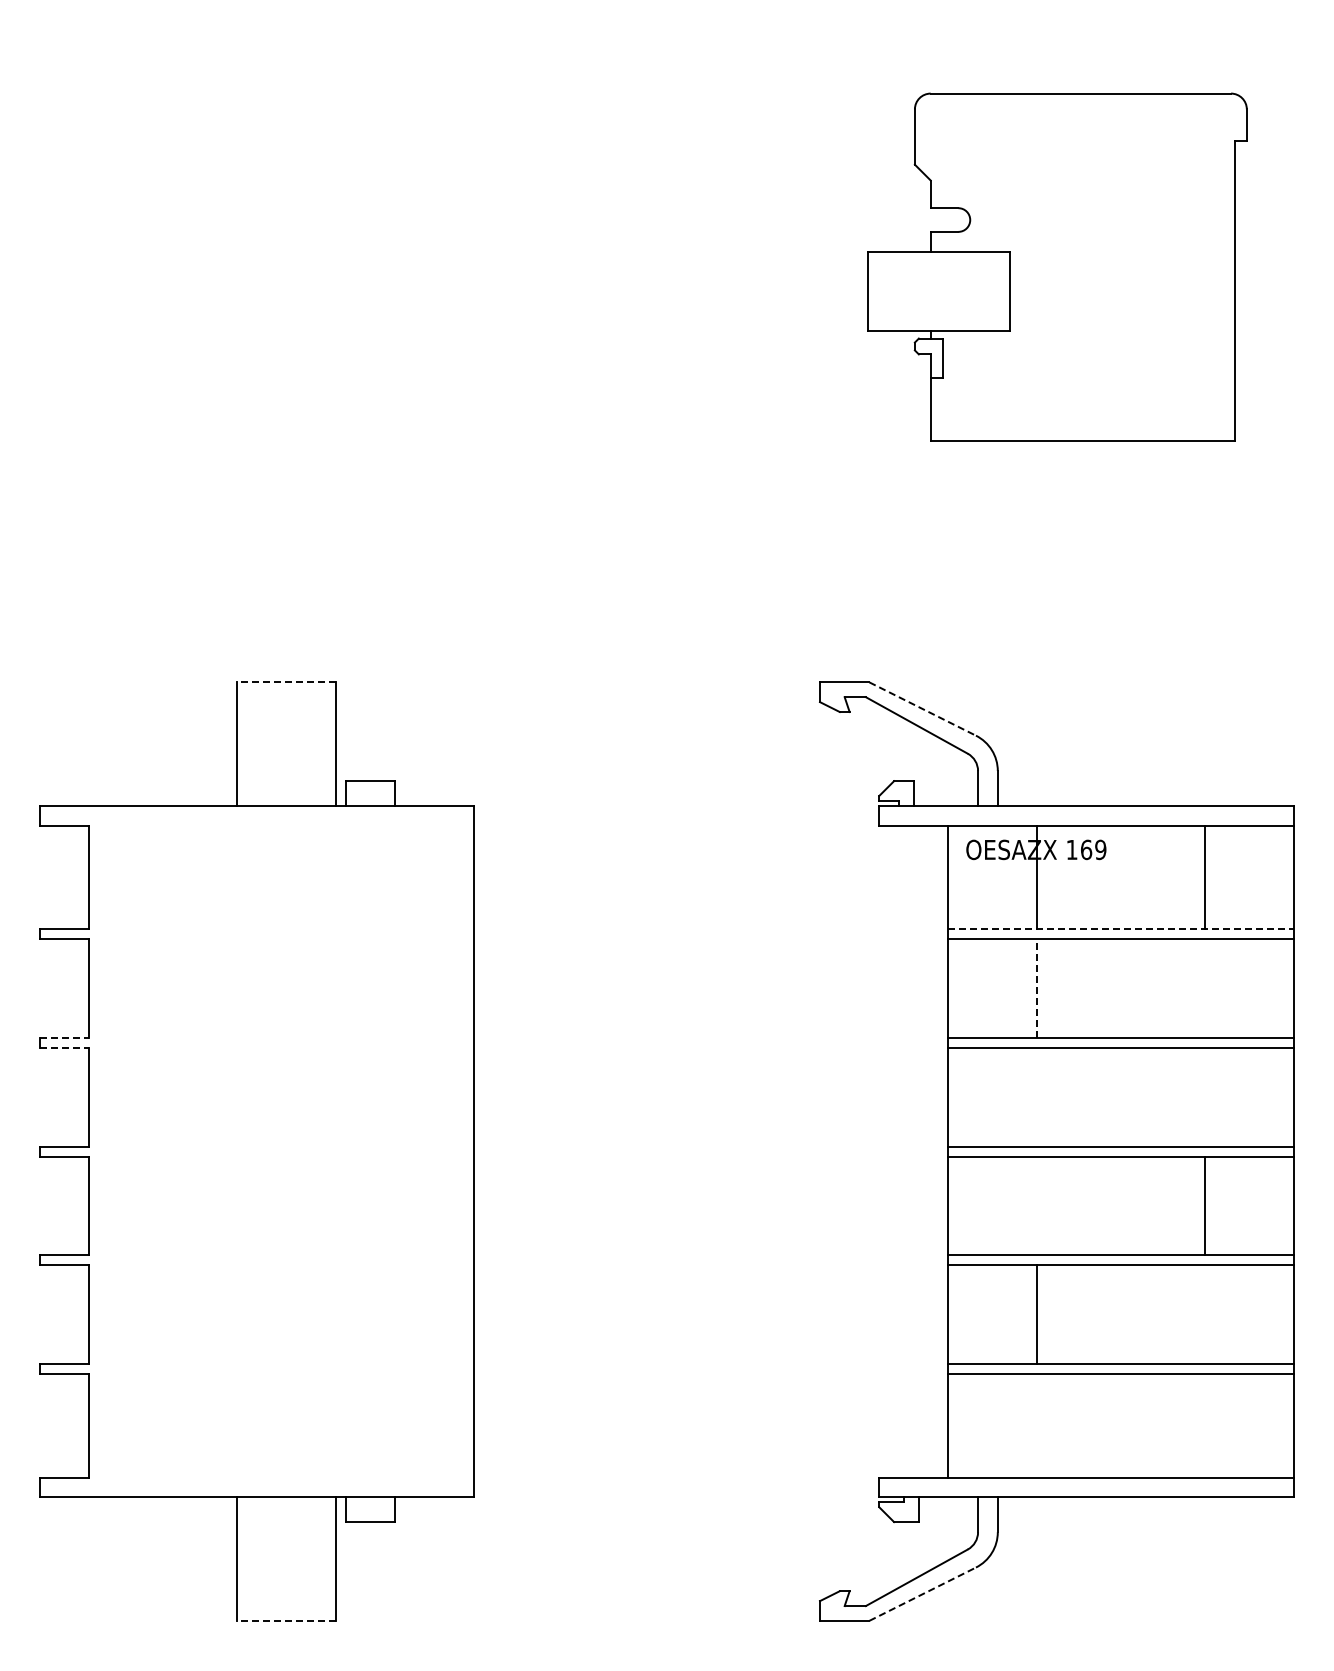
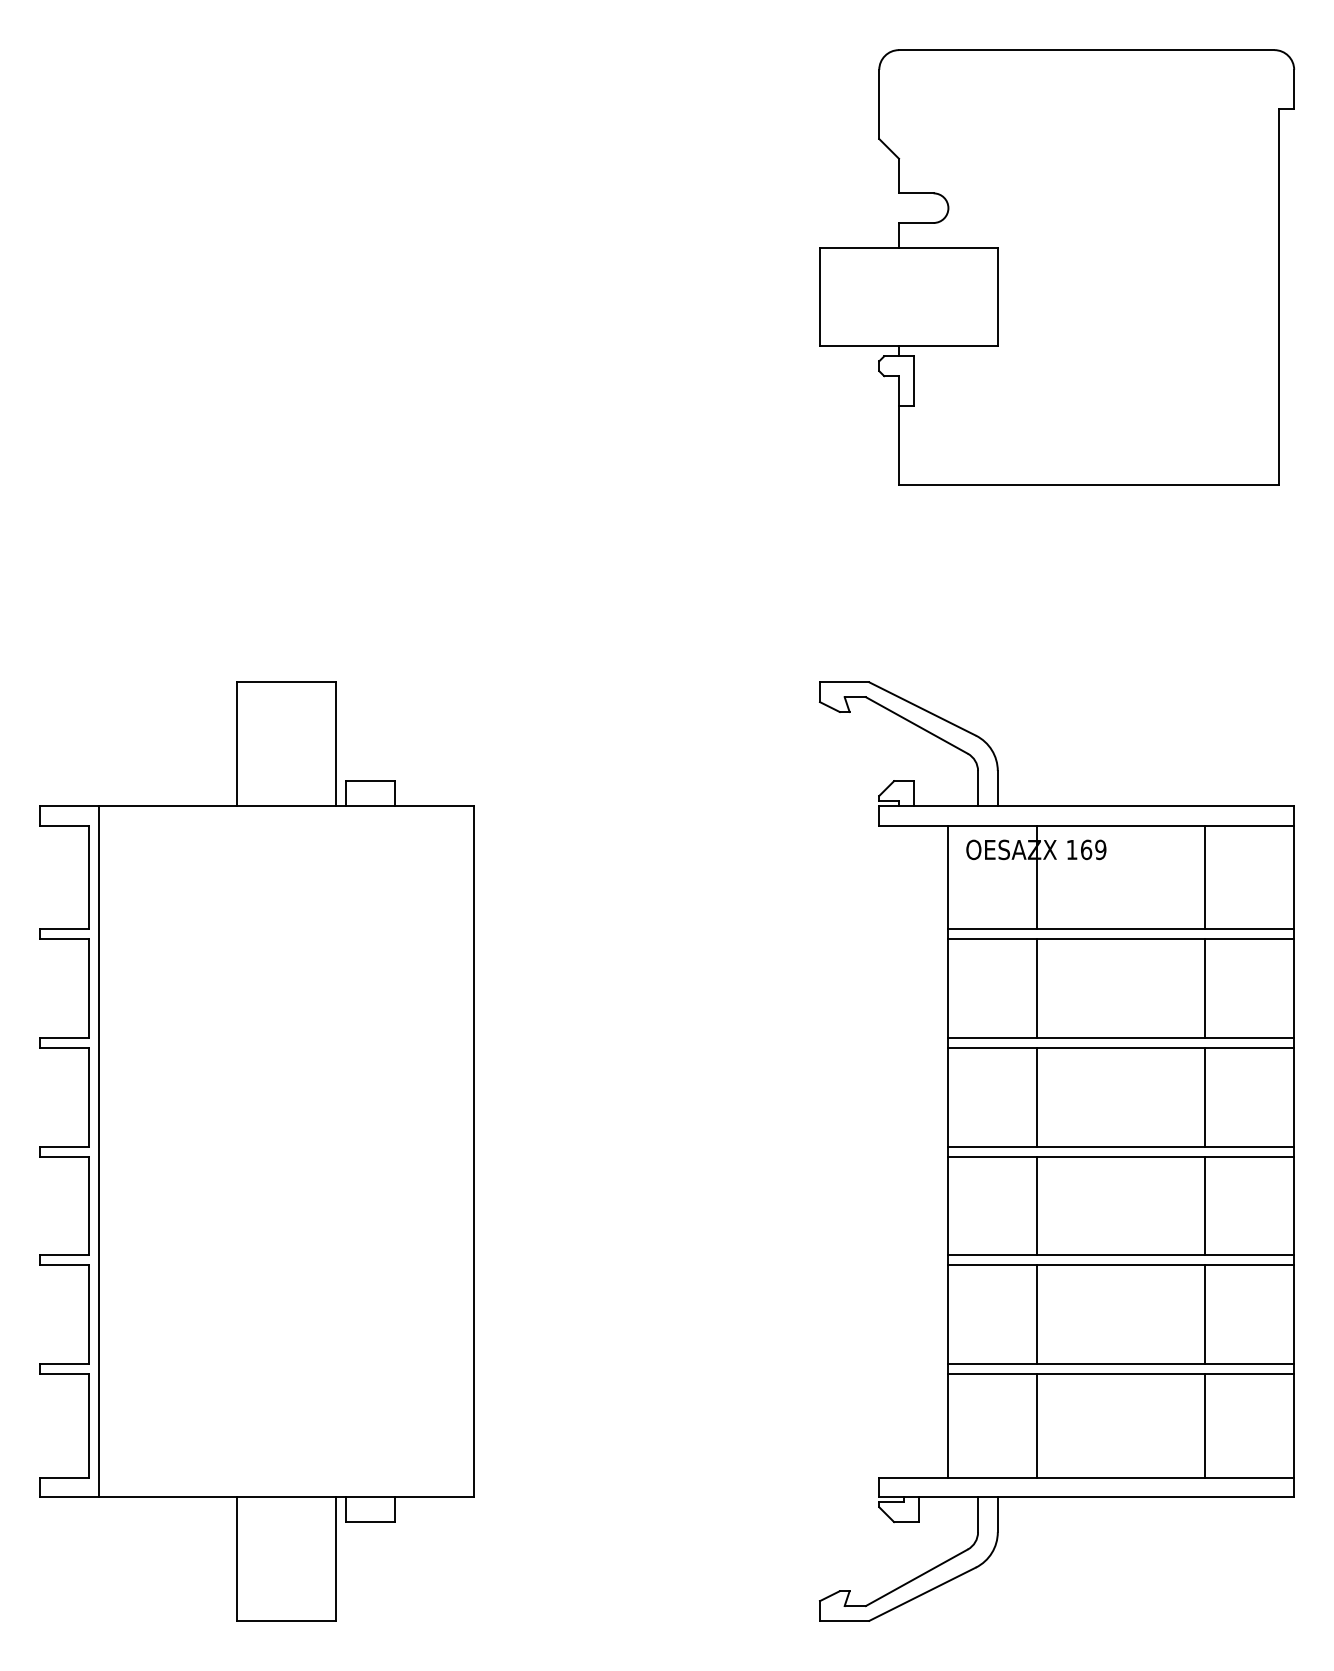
part size: 381x350 px -> 477x437 px (1057, 267)
line: dashed -> solid (286, 682)
line: dashed -> solid (922, 709)
line: dashed -> solid (1121, 929)
line: dashed -> solid (1037, 988)
line: none -> present (1205, 988)
line: dashed -> solid (64, 1038)
line: dashed -> solid (64, 1047)
line: none -> present (1037, 1096)
line: none -> present (1205, 1096)
line: none -> present (99, 1151)
line: none -> present (1037, 1205)
line: none -> present (1205, 1314)
line: none -> present (1037, 1425)
line: none -> present (1205, 1425)
line: dashed -> solid (922, 1594)
line: dashed -> solid (286, 1620)
